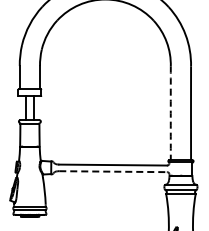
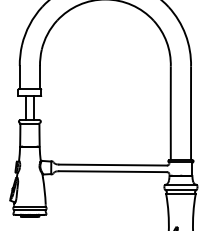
arc: dashed -> solid (170, 113)
line: dashed -> solid (113, 171)
